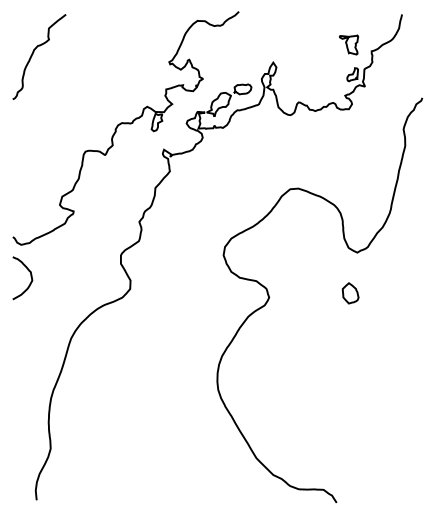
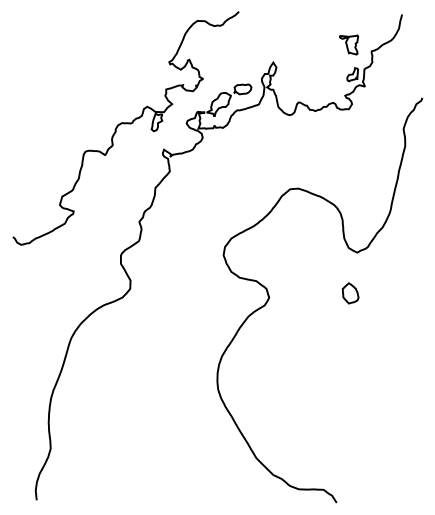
curve: present -> none (33, 54)
curve: present -> none (30, 277)
